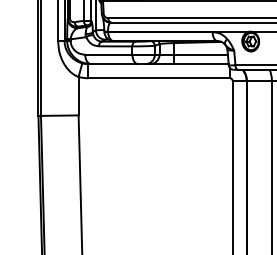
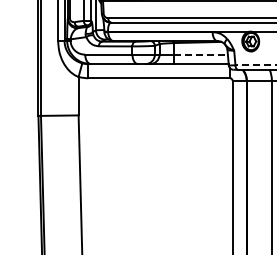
line: solid -> dashed (201, 54)
line: solid -> dashed (255, 65)
